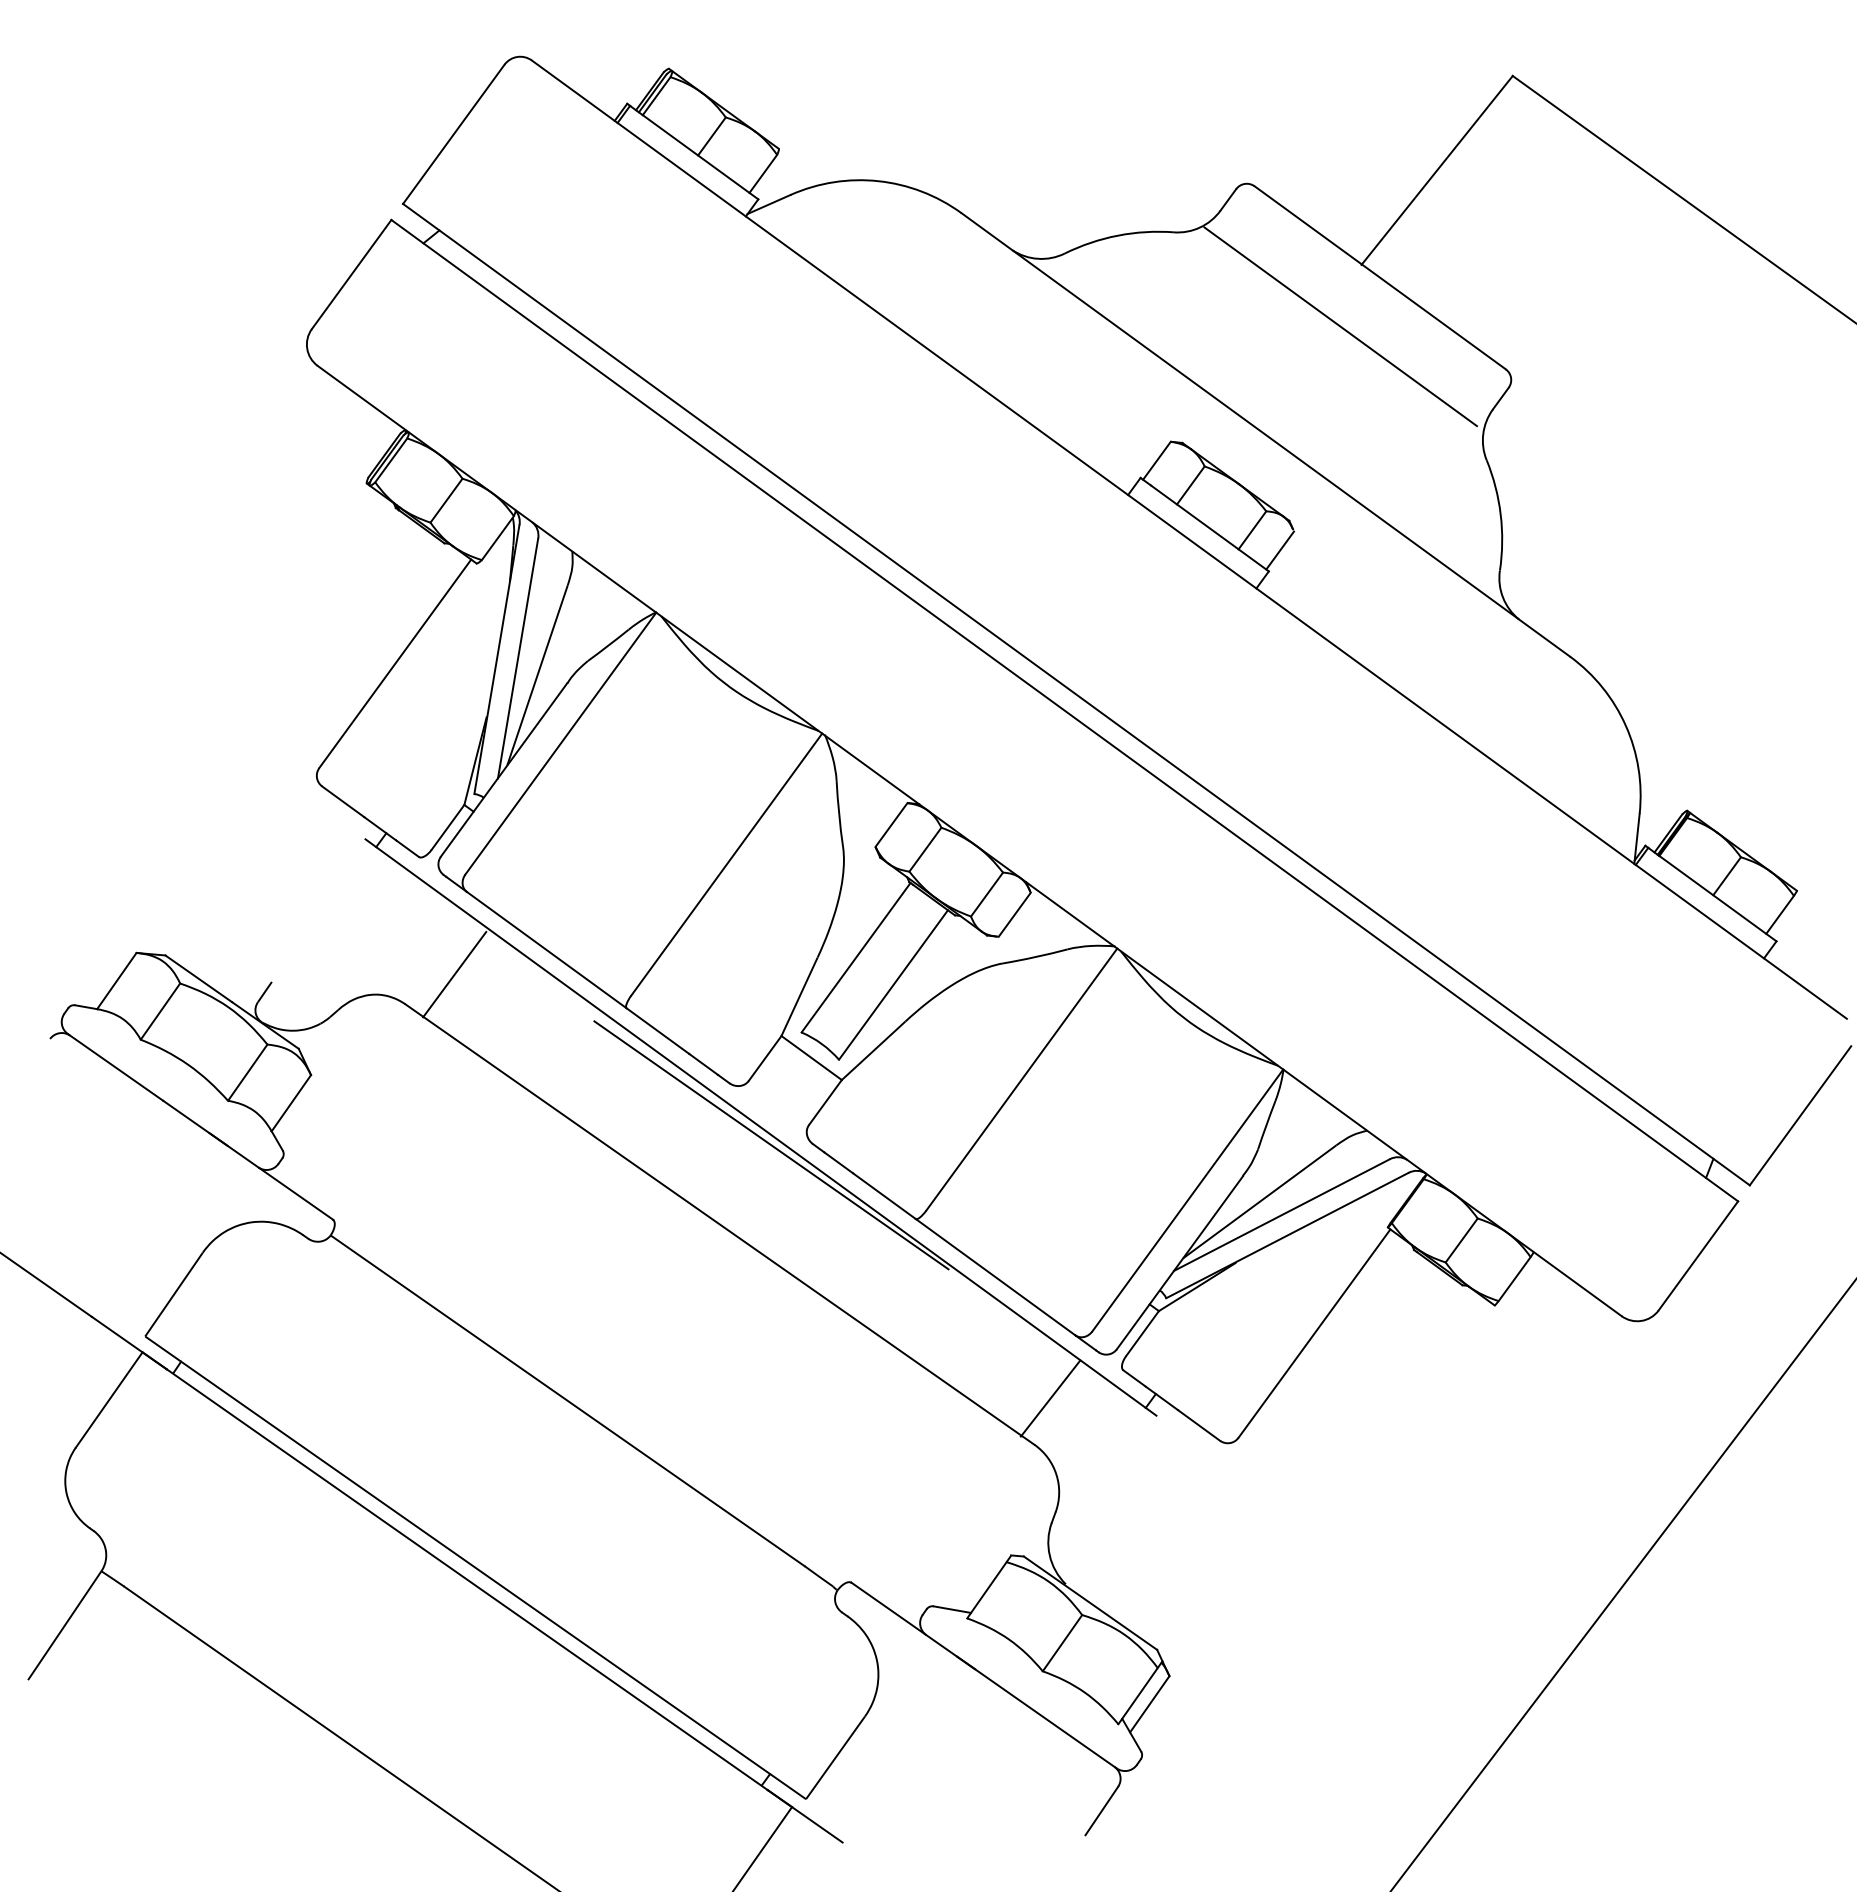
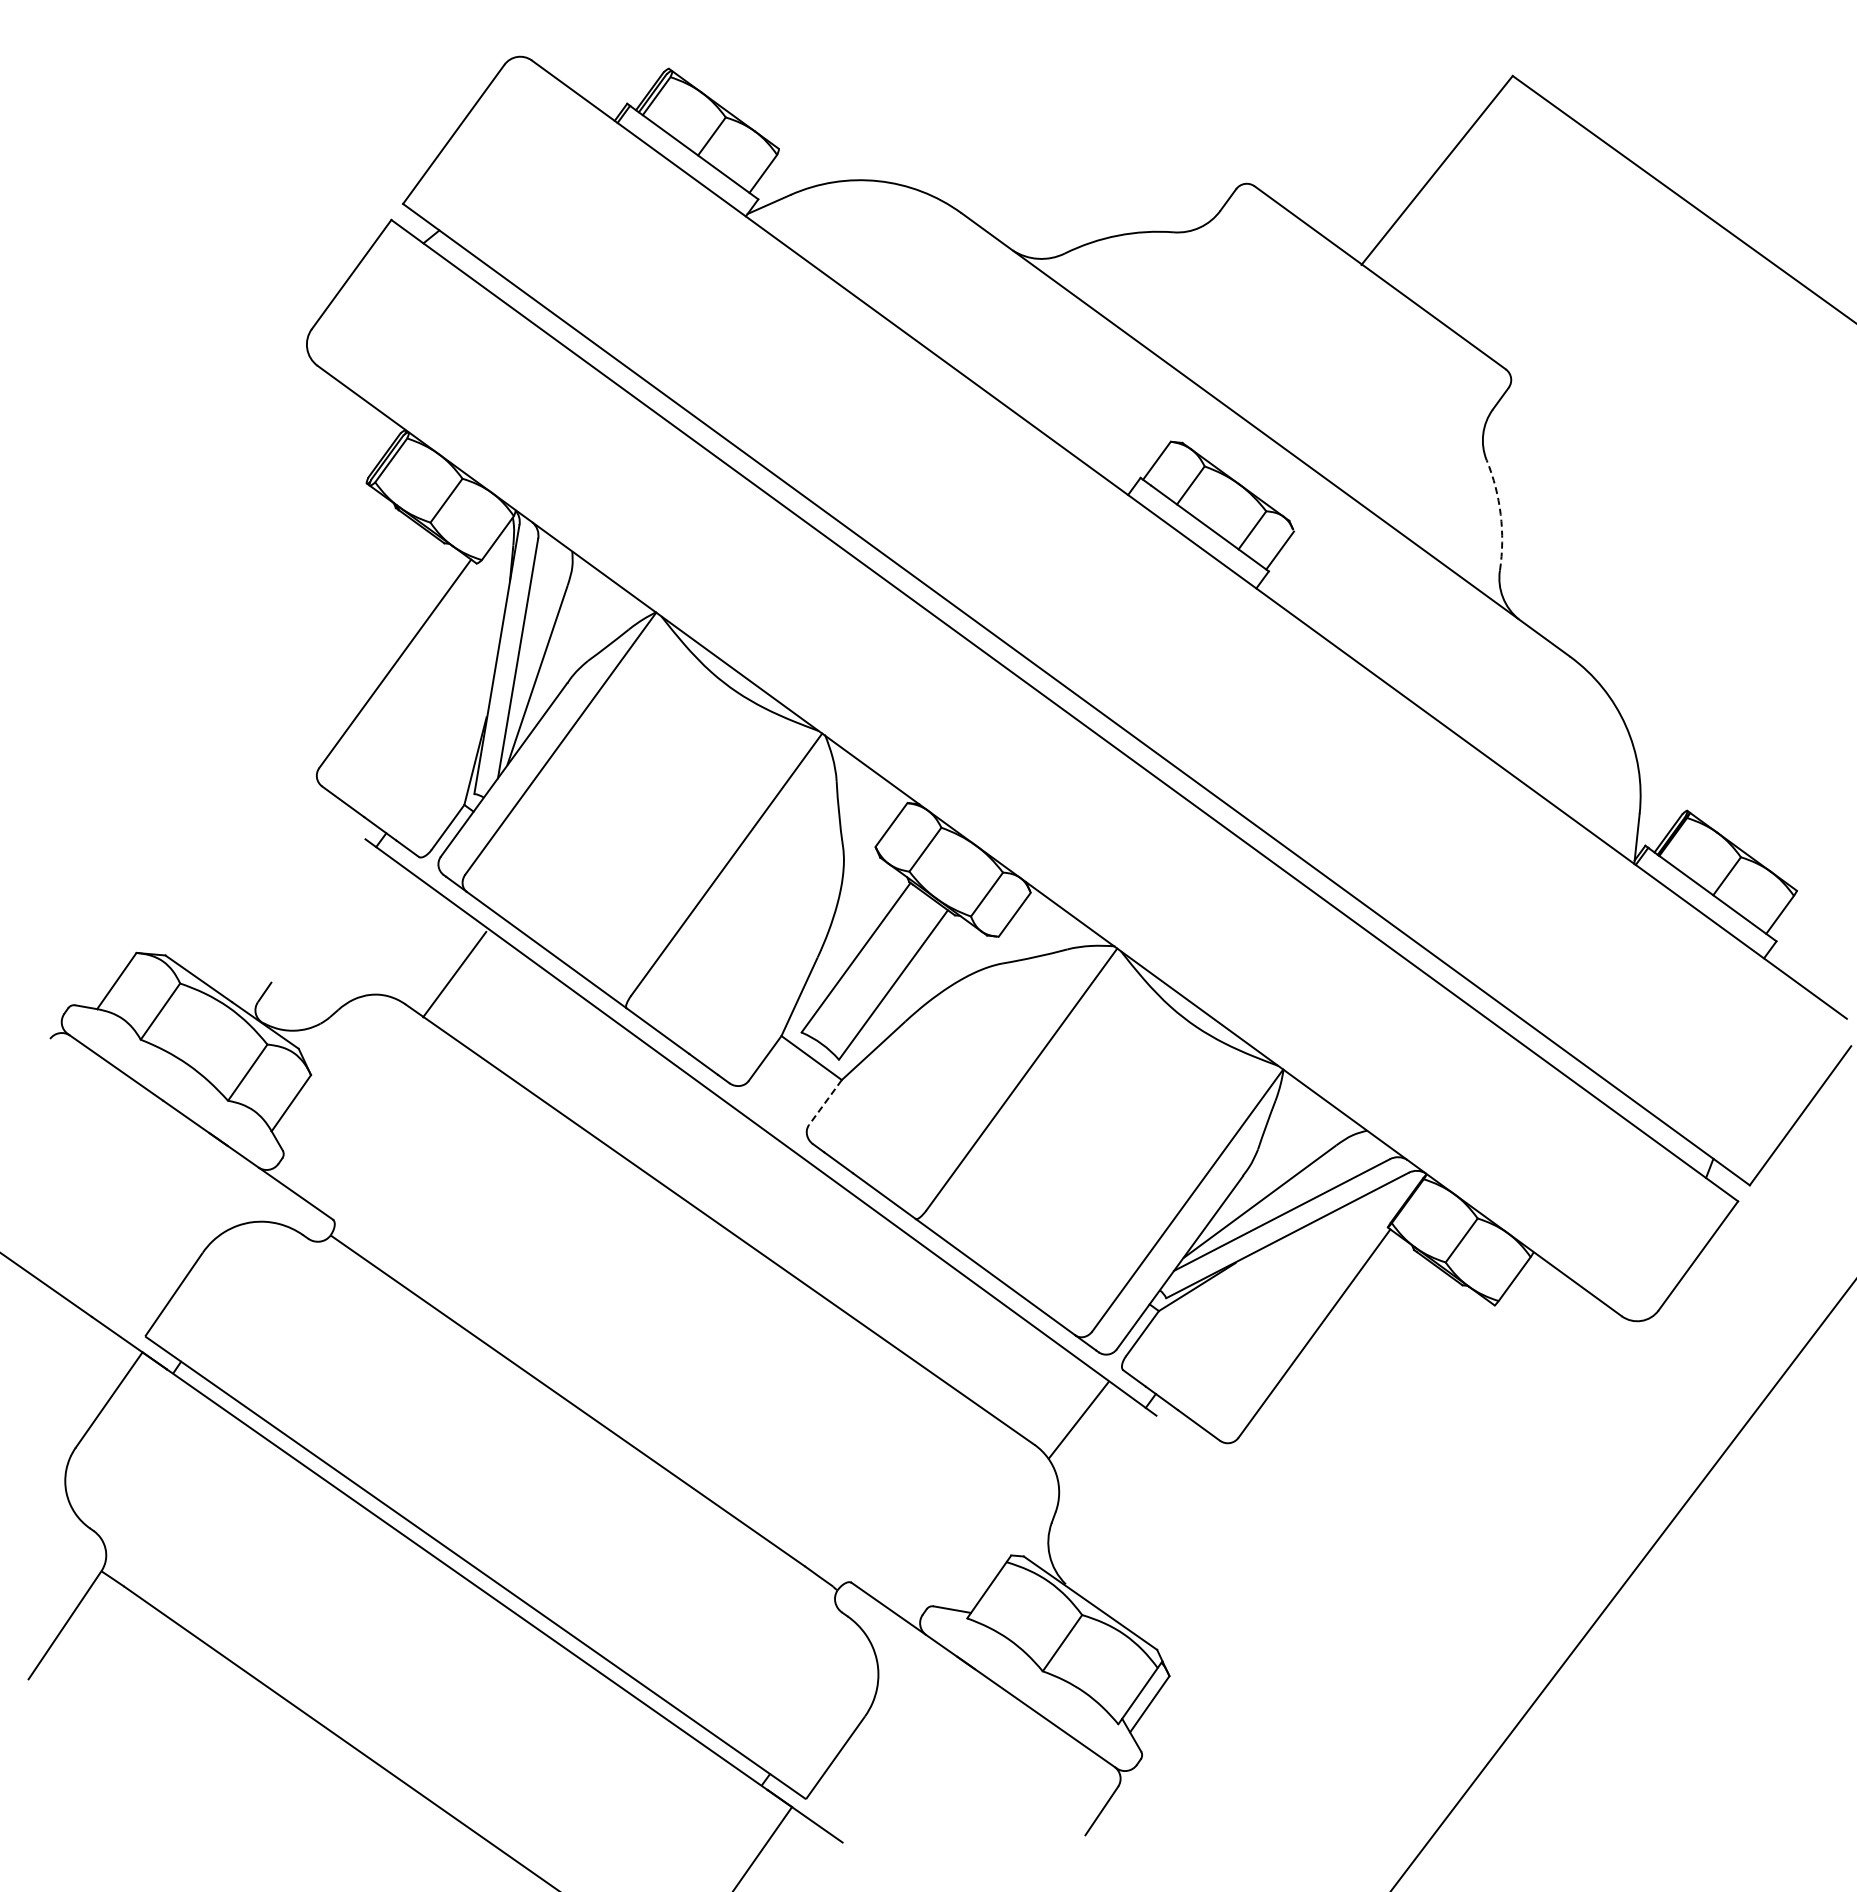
line: present -> none (1340, 326)
arc: solid -> dashed (1500, 514)
line: solid -> dashed (825, 1102)
line: present -> none (771, 1145)
line position: (1050, 1398) -> (1078, 1420) (1078, 1420)
